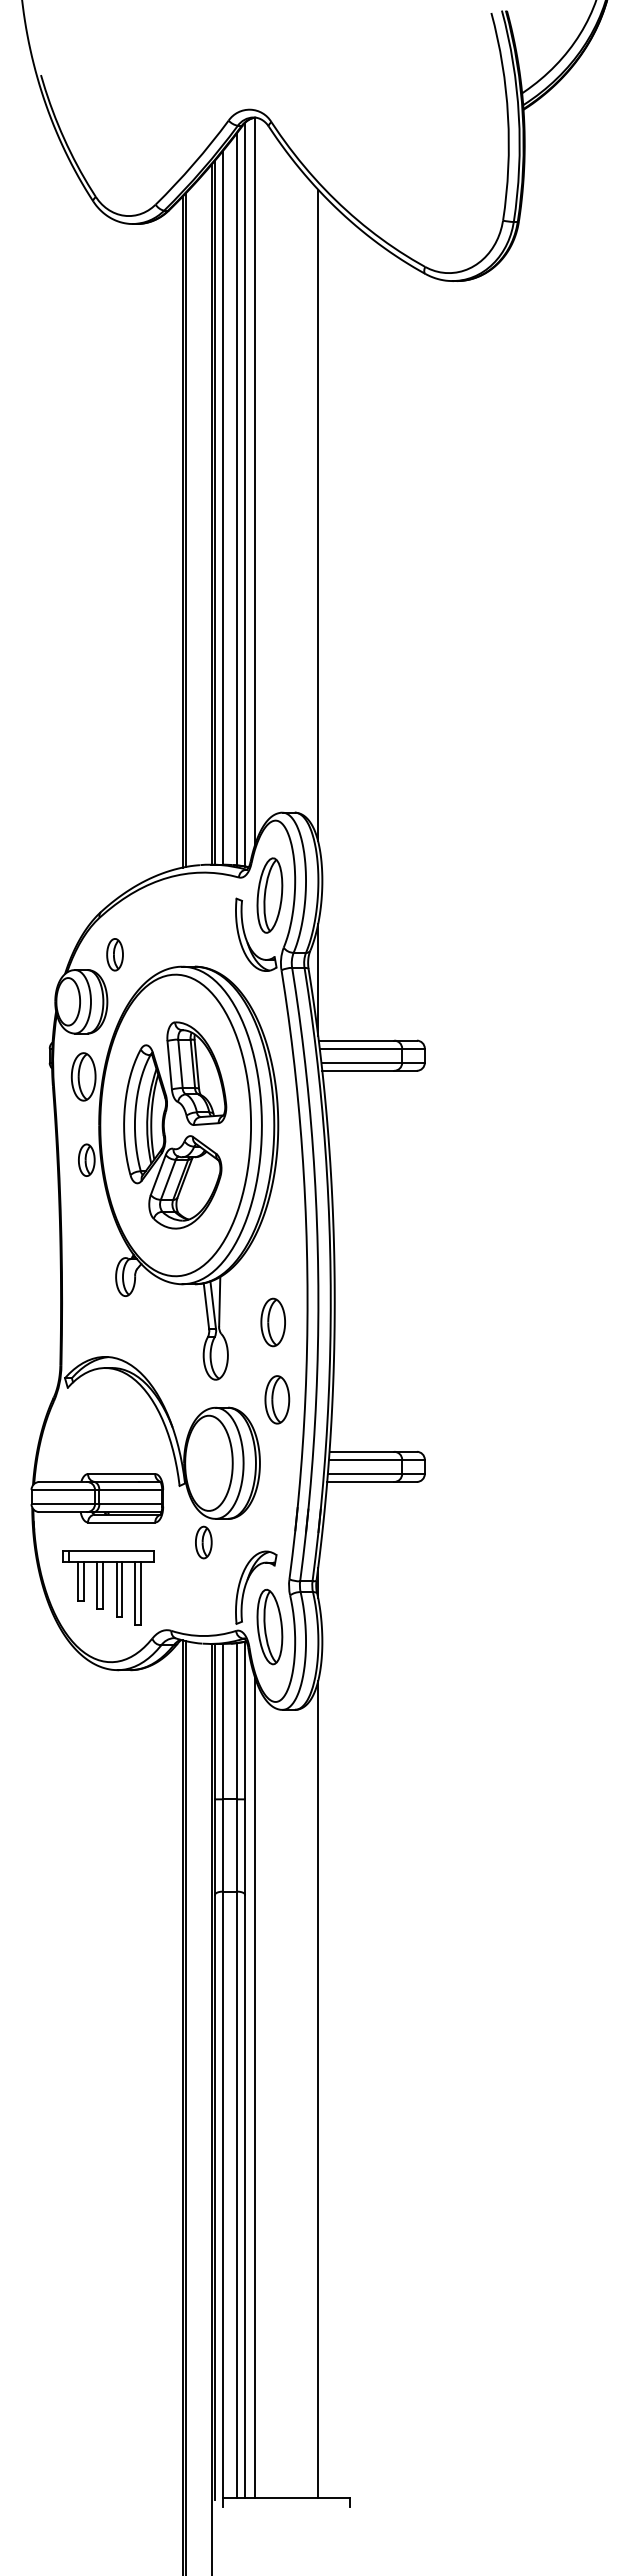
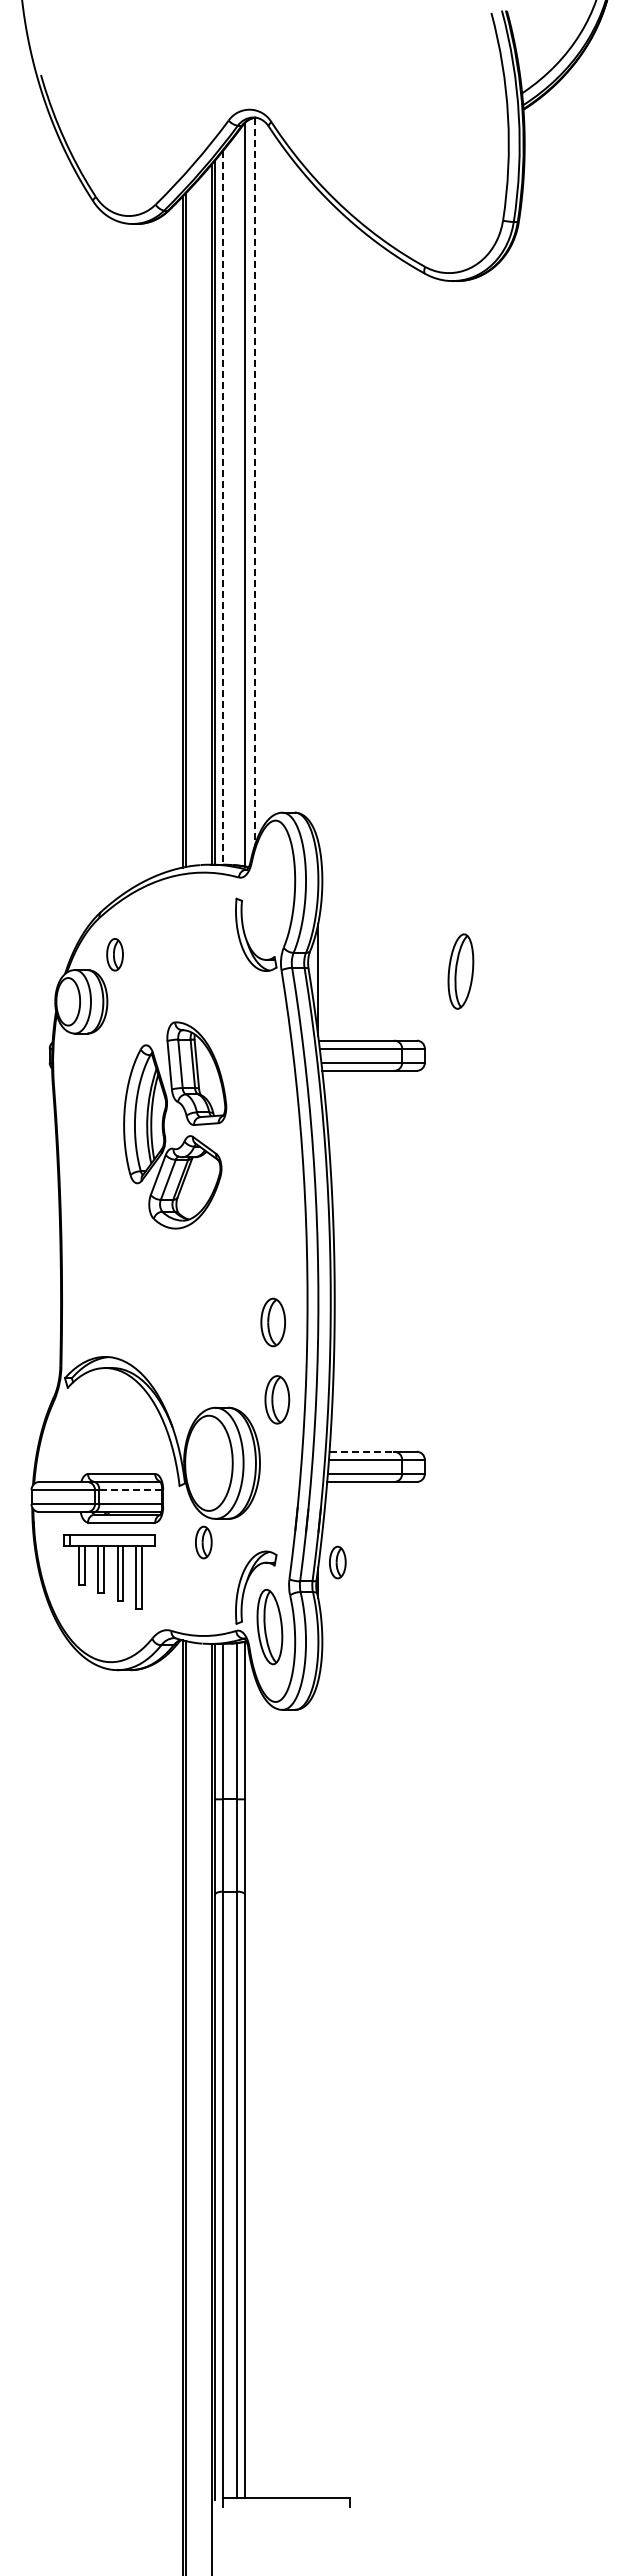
line: solid -> dashed (254, 482)
line: present -> none (237, 498)
line: solid -> dashed (222, 507)
line: present -> none (318, 515)
part position: (269, 895) -> (460, 971) (460, 971)
part: present -> none (174, 1172)
line: solid -> dashed (362, 1451)
line: solid -> dashed (130, 1489)
part: none -> present (337, 1562)
part position: (108, 1587) -> (109, 1571) (109, 1571)
line: present -> none (254, 2086)
line: present -> none (318, 2089)
